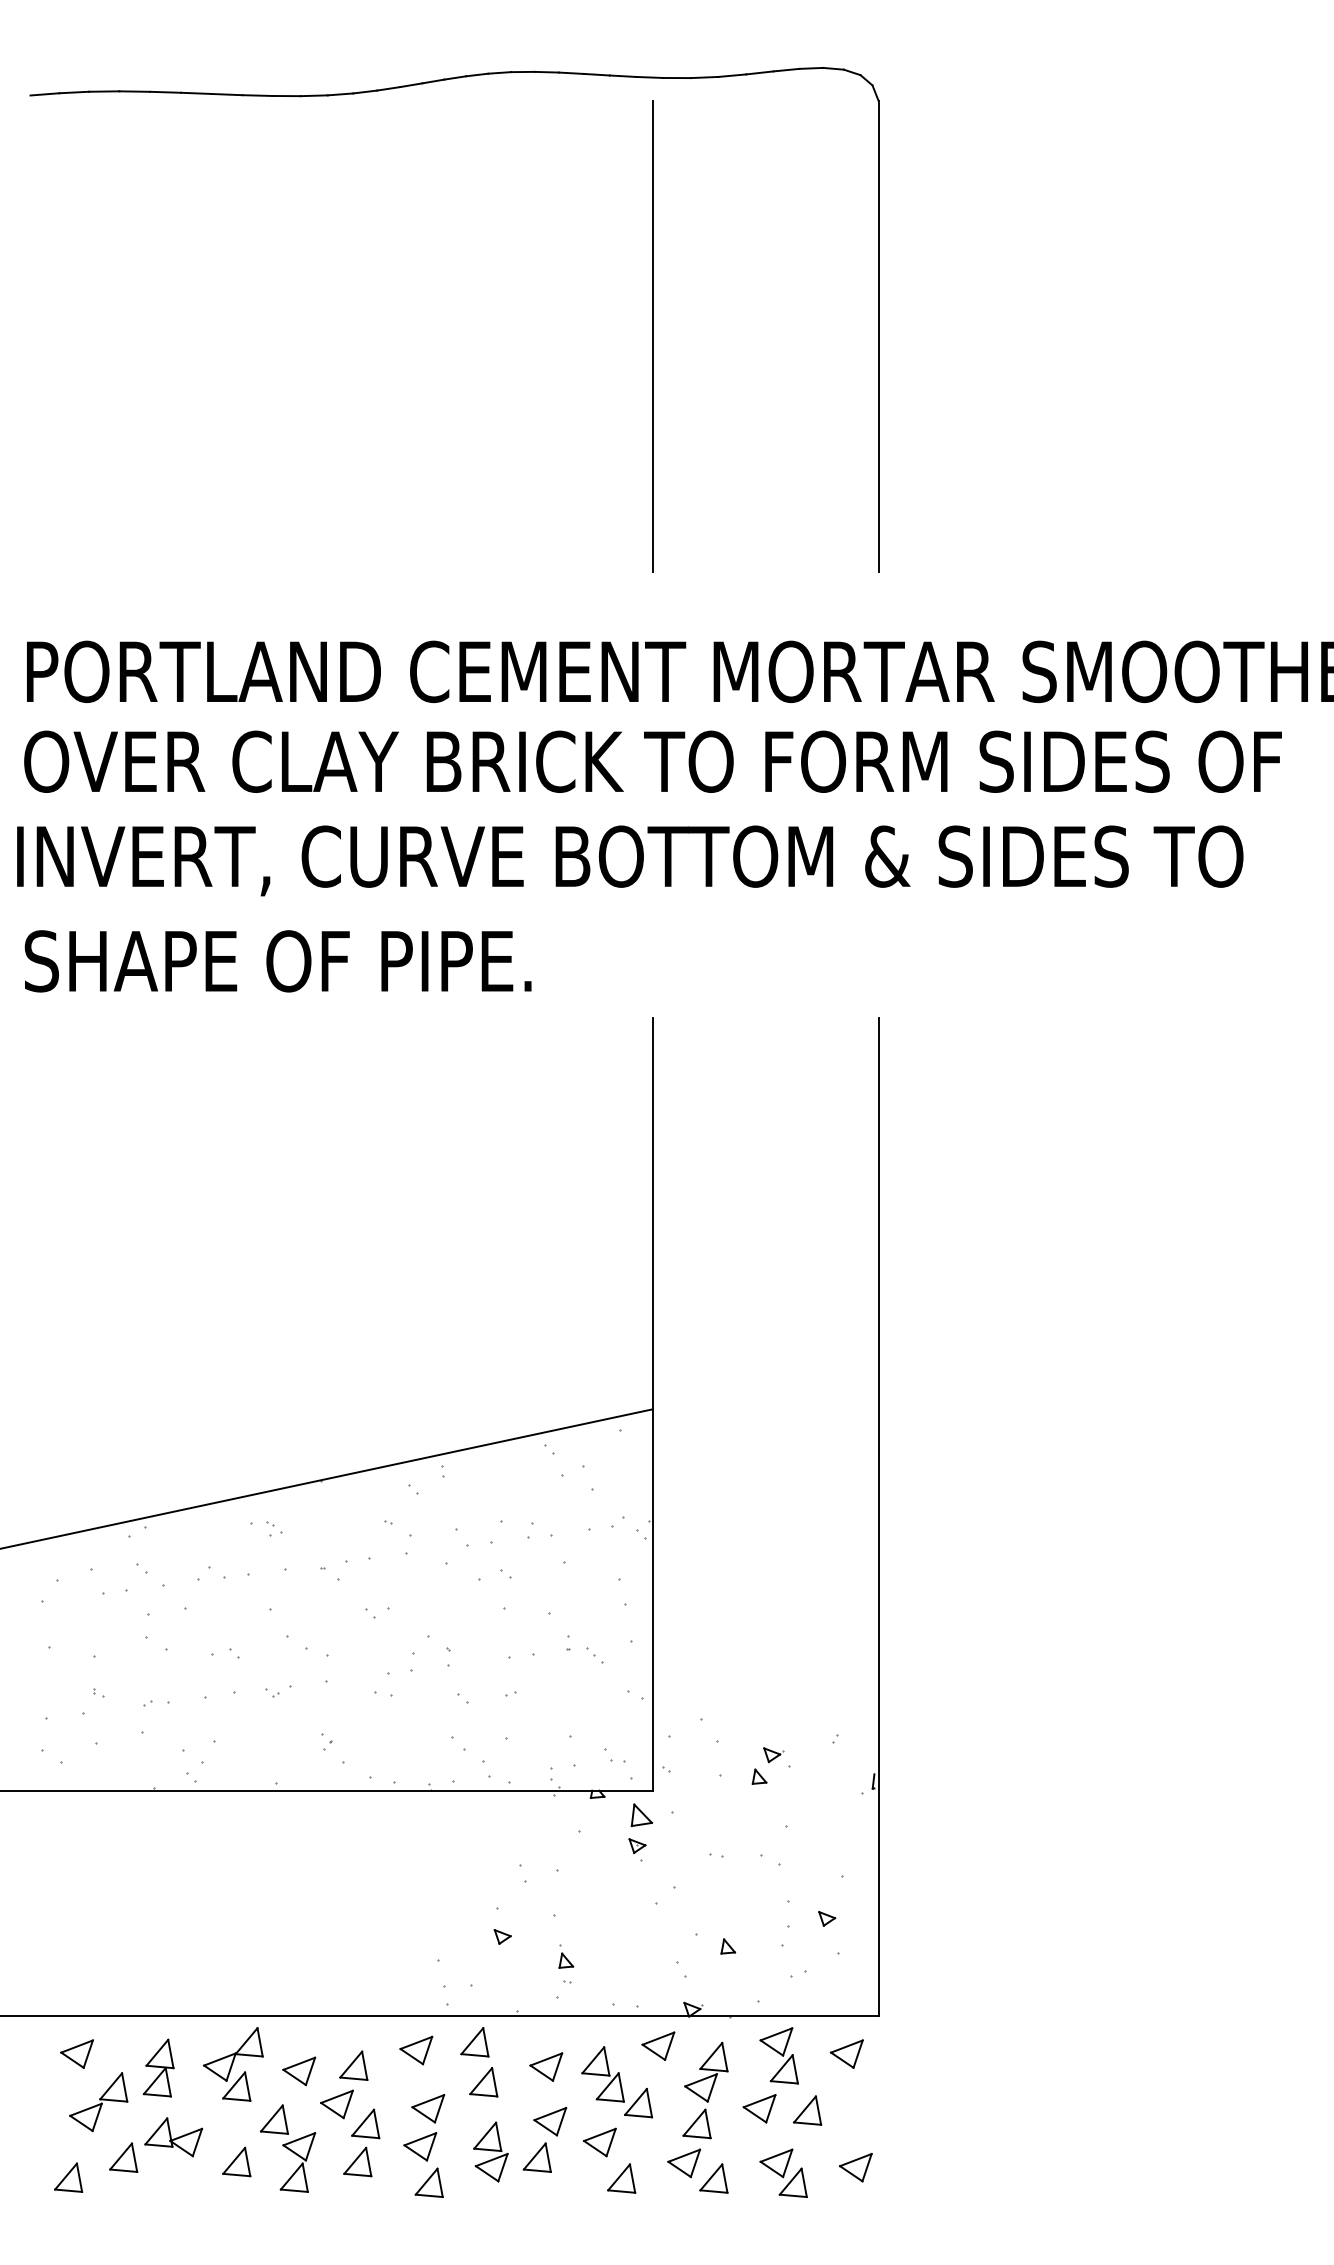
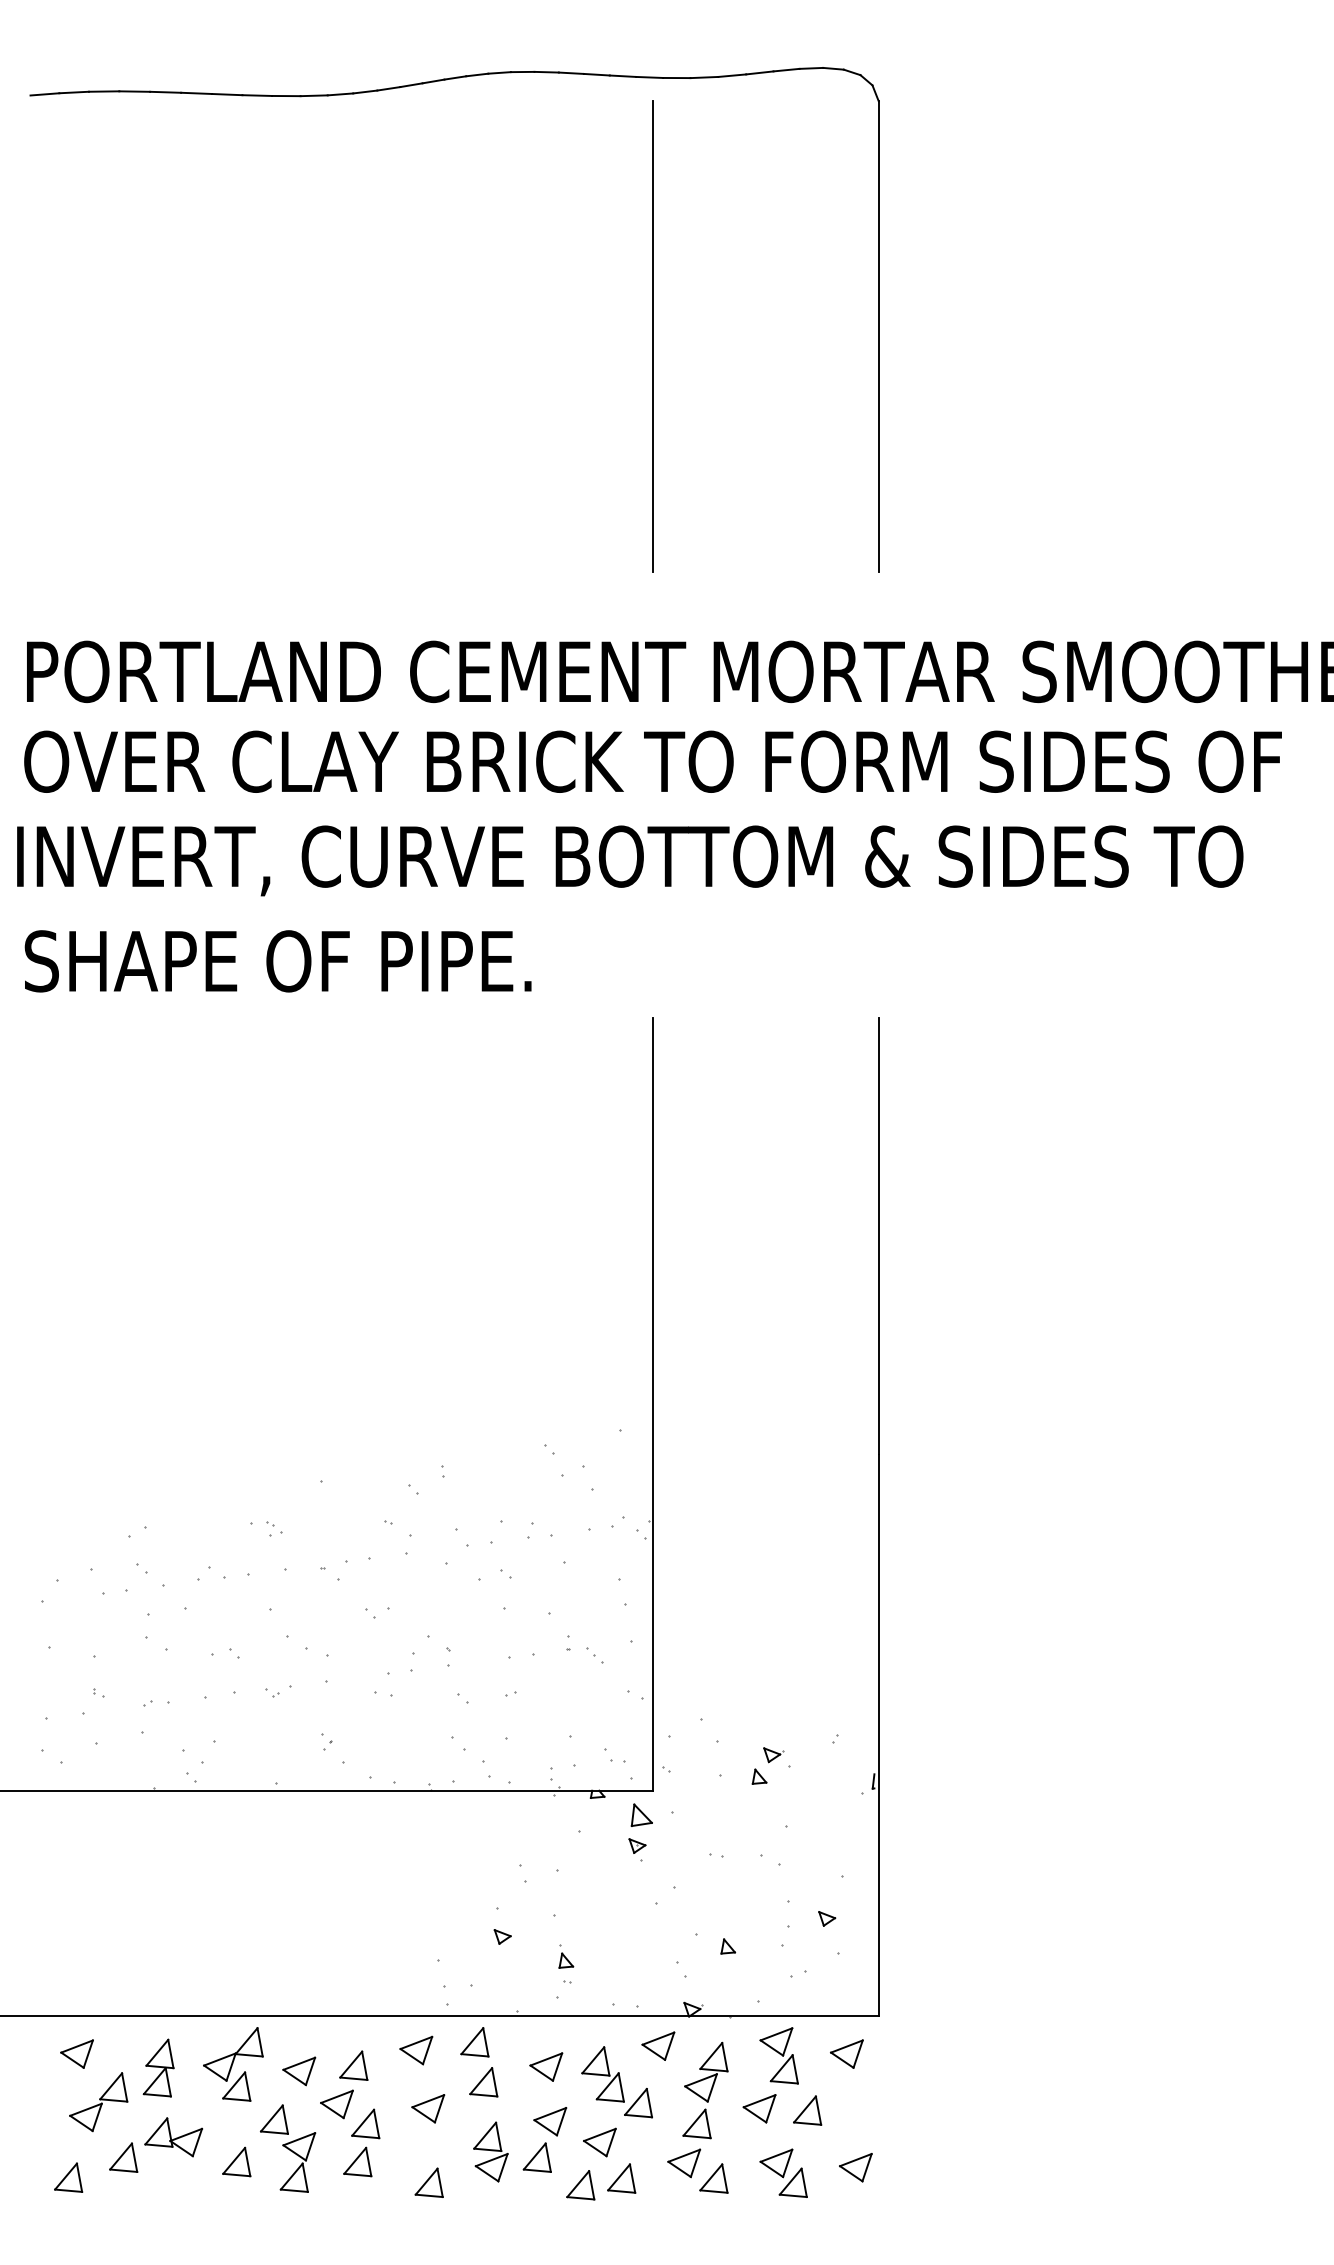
line: present -> none (326, 1478)
part: present -> none (420, 2146)
part: none -> present (580, 2185)
